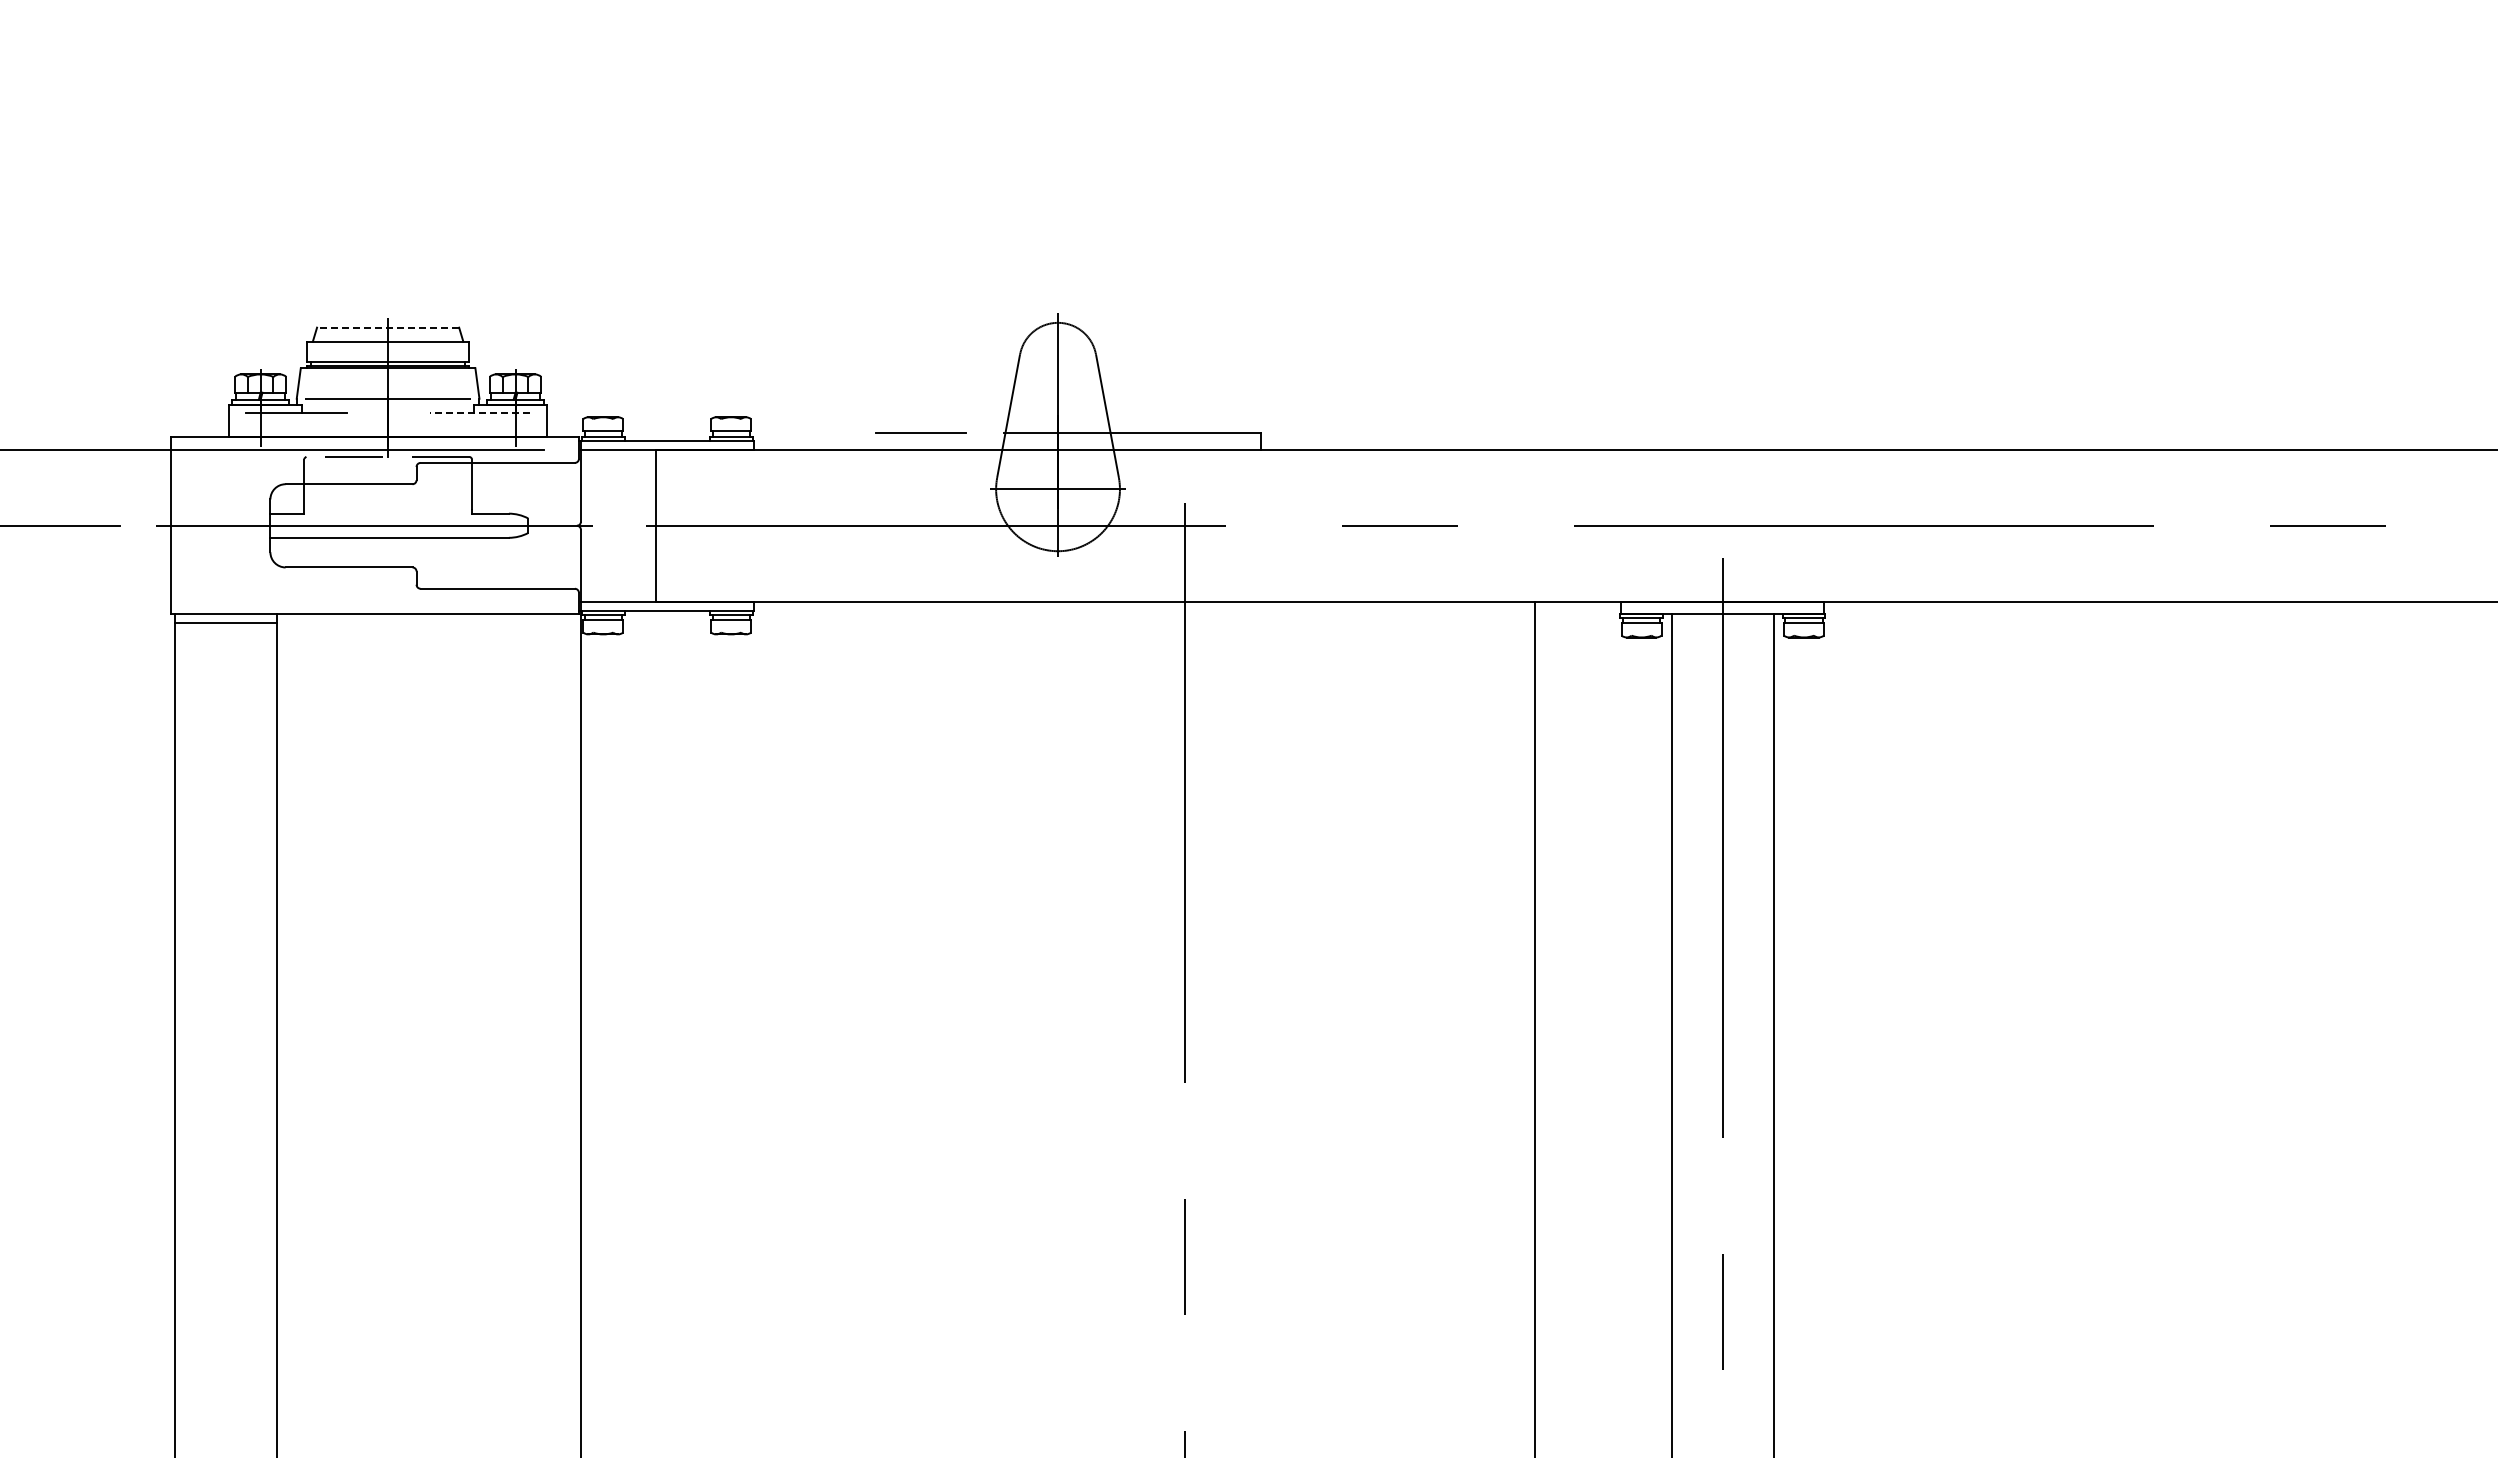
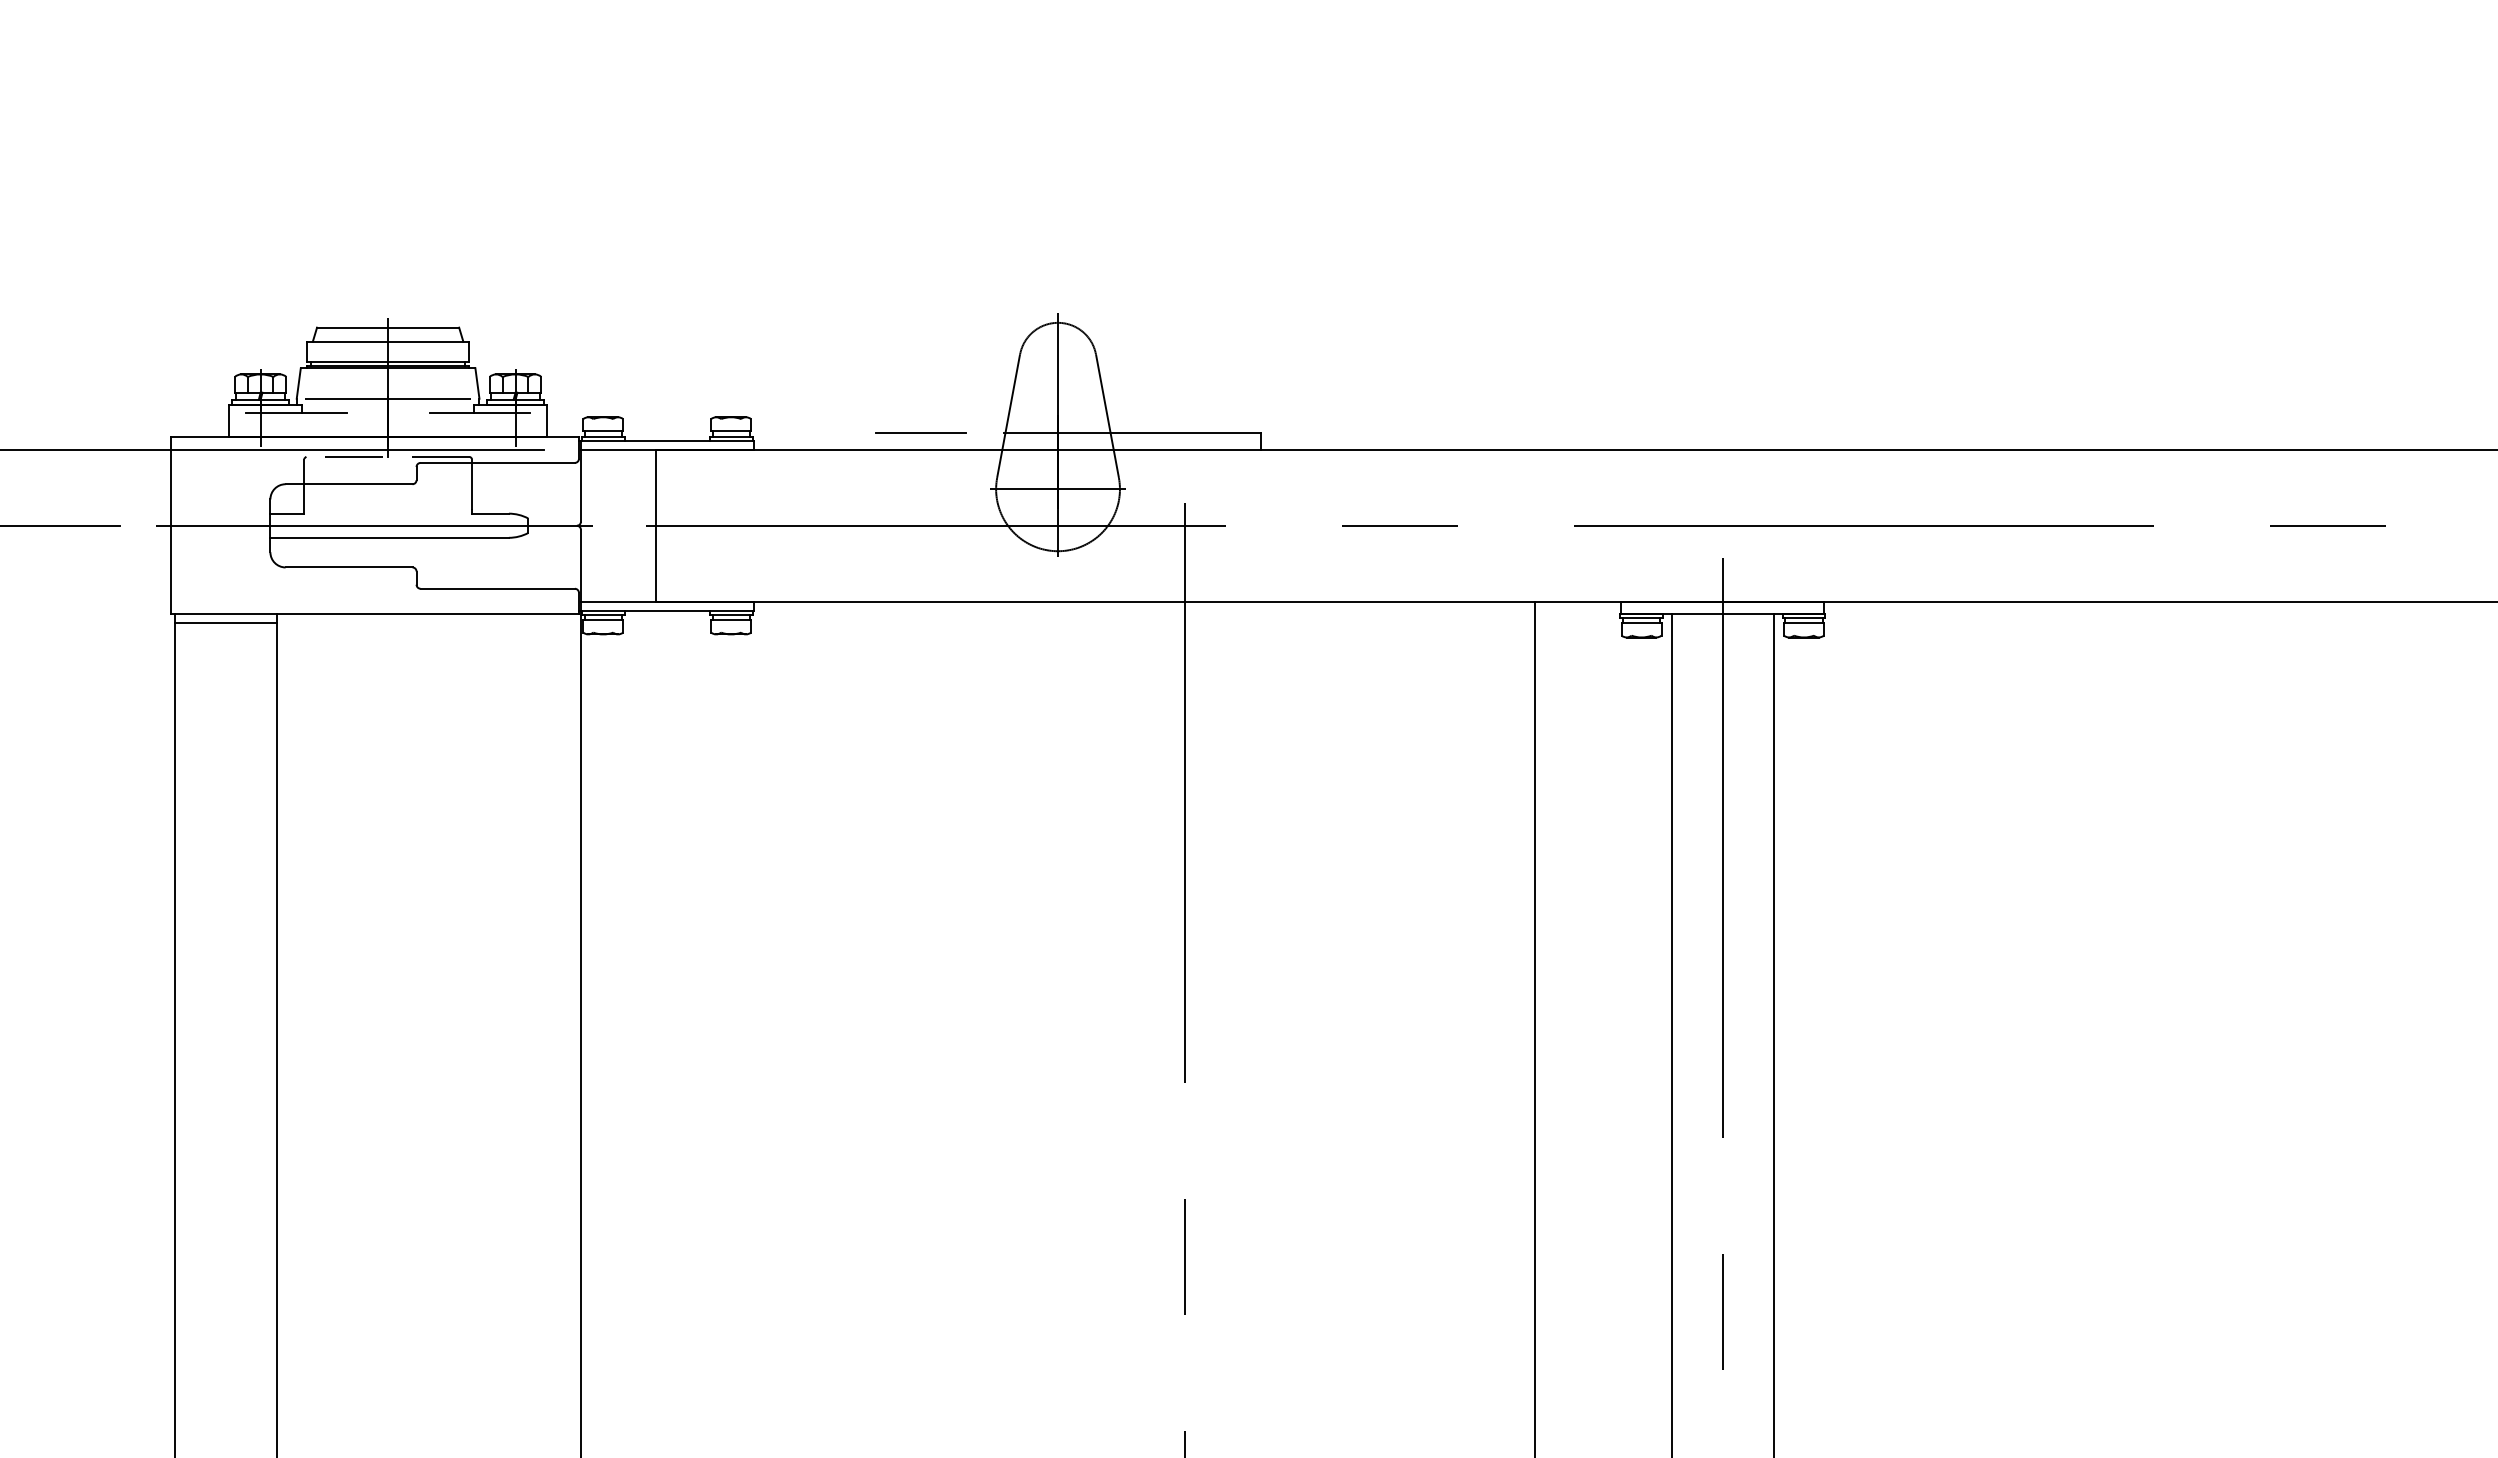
line: dashed -> solid (387, 327)
line: dashed -> solid (479, 412)
